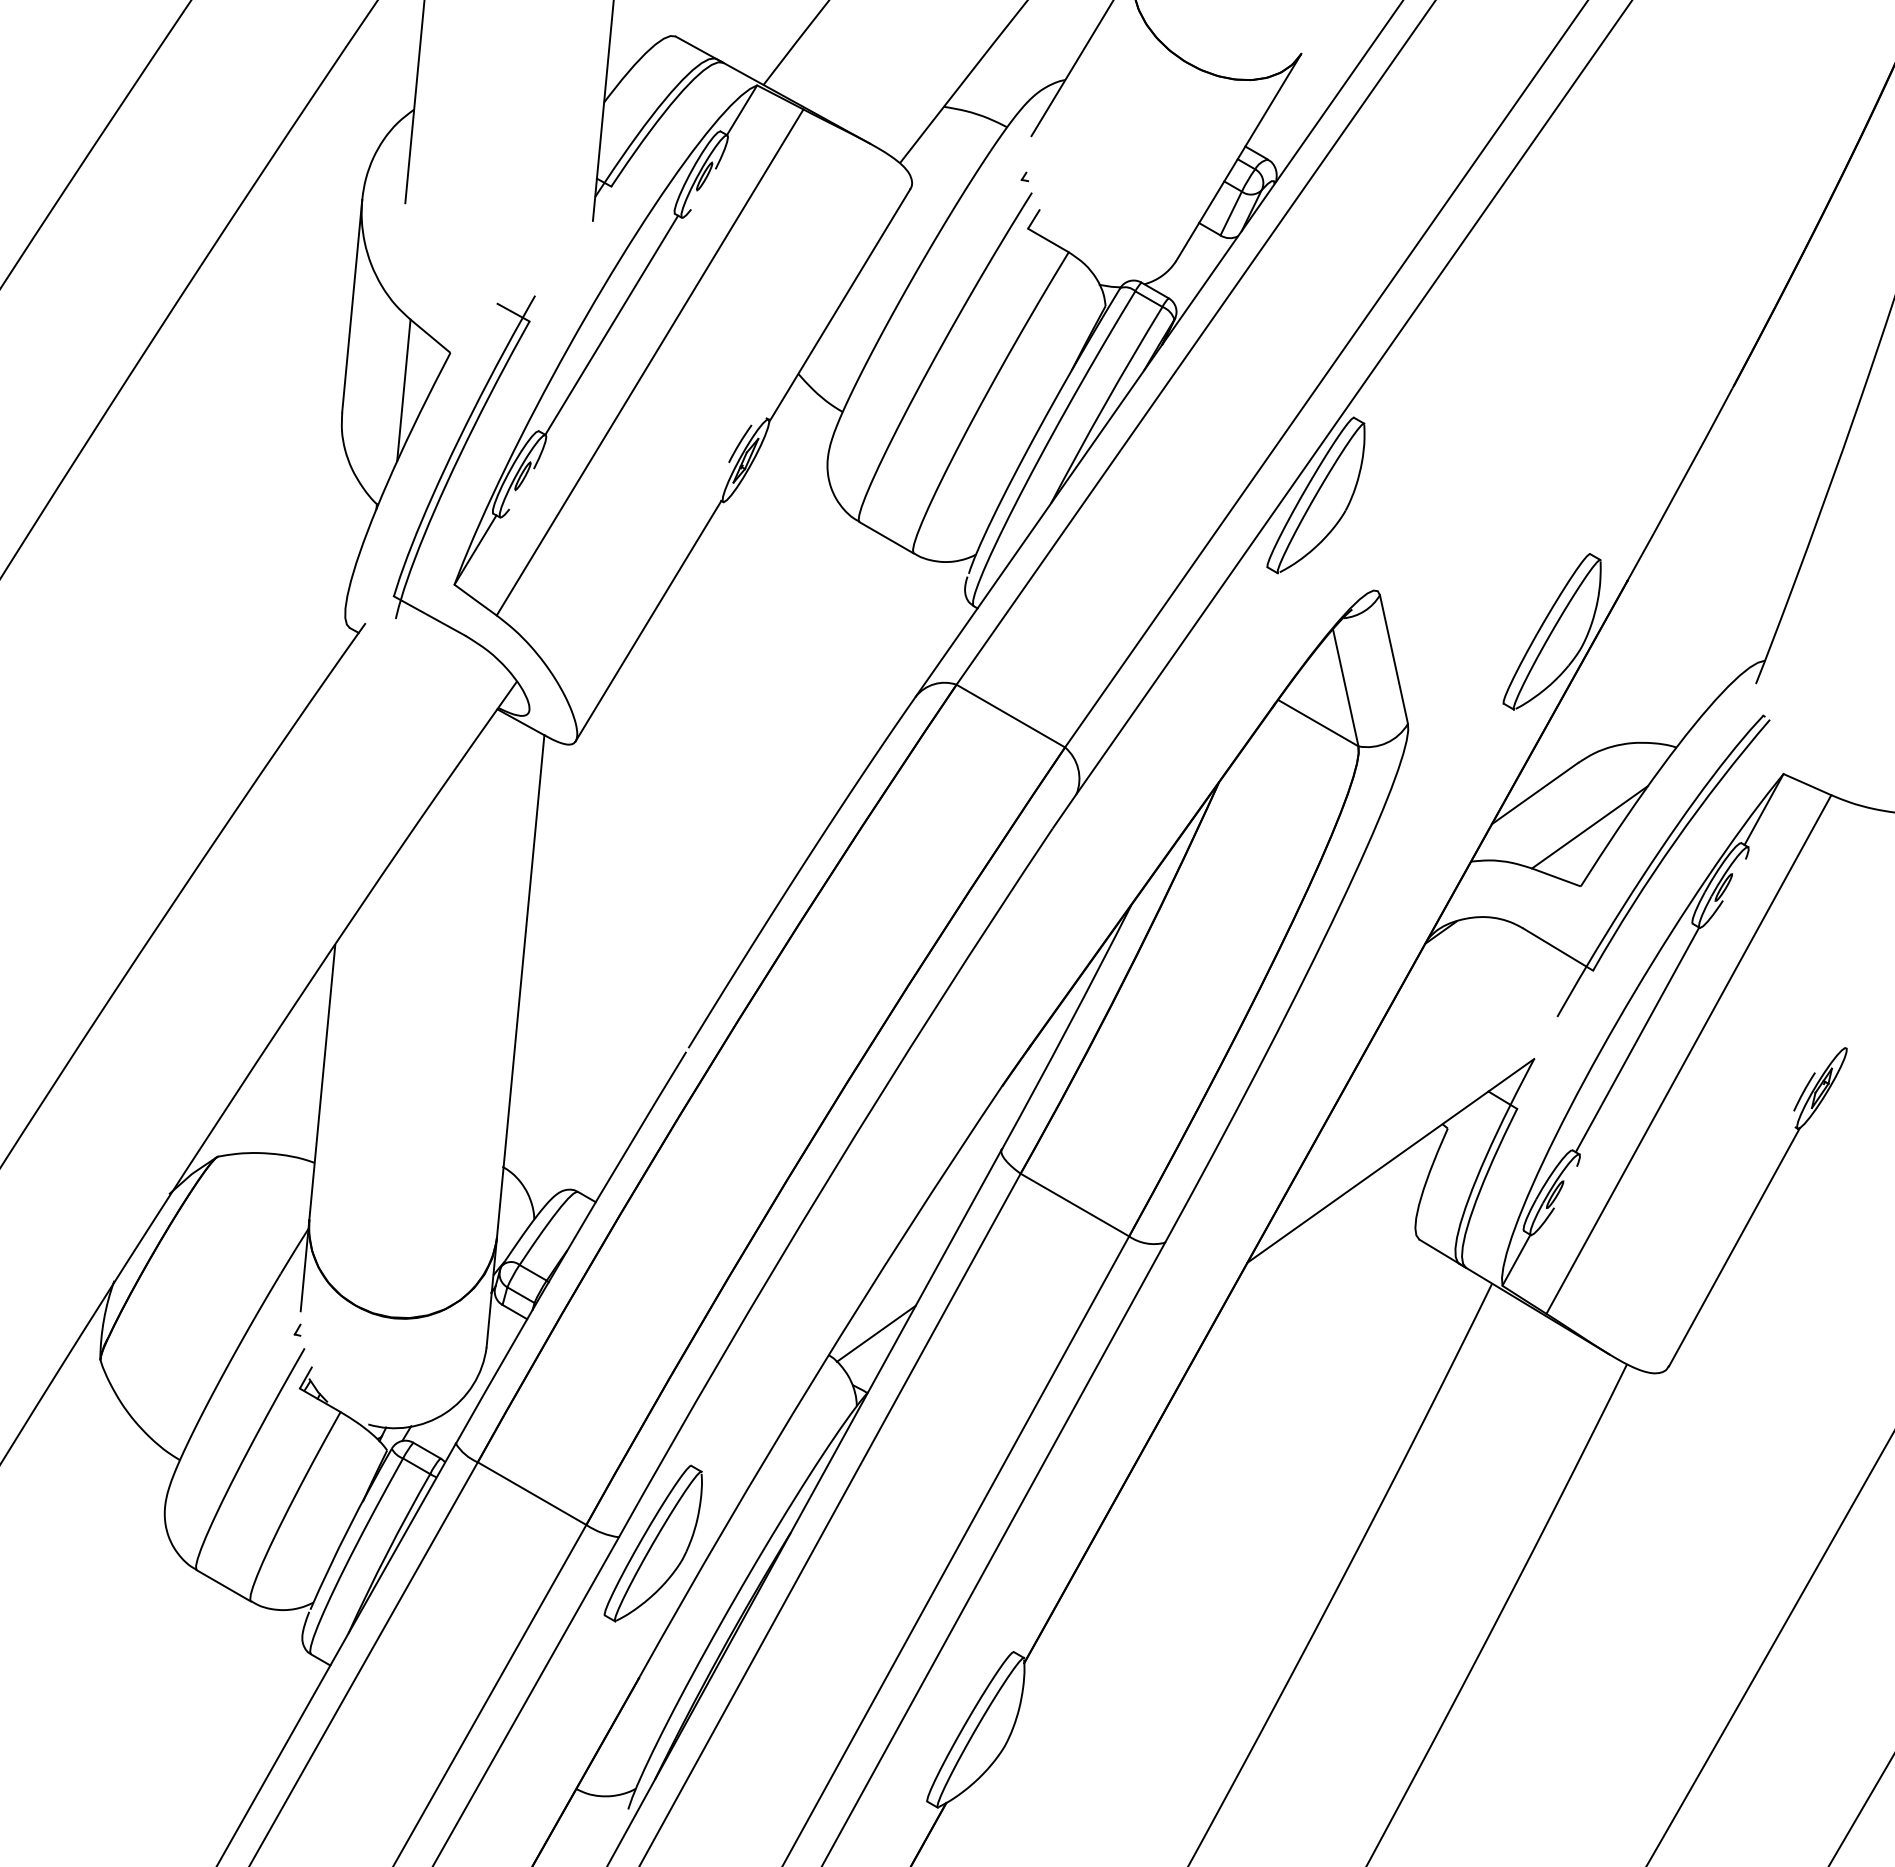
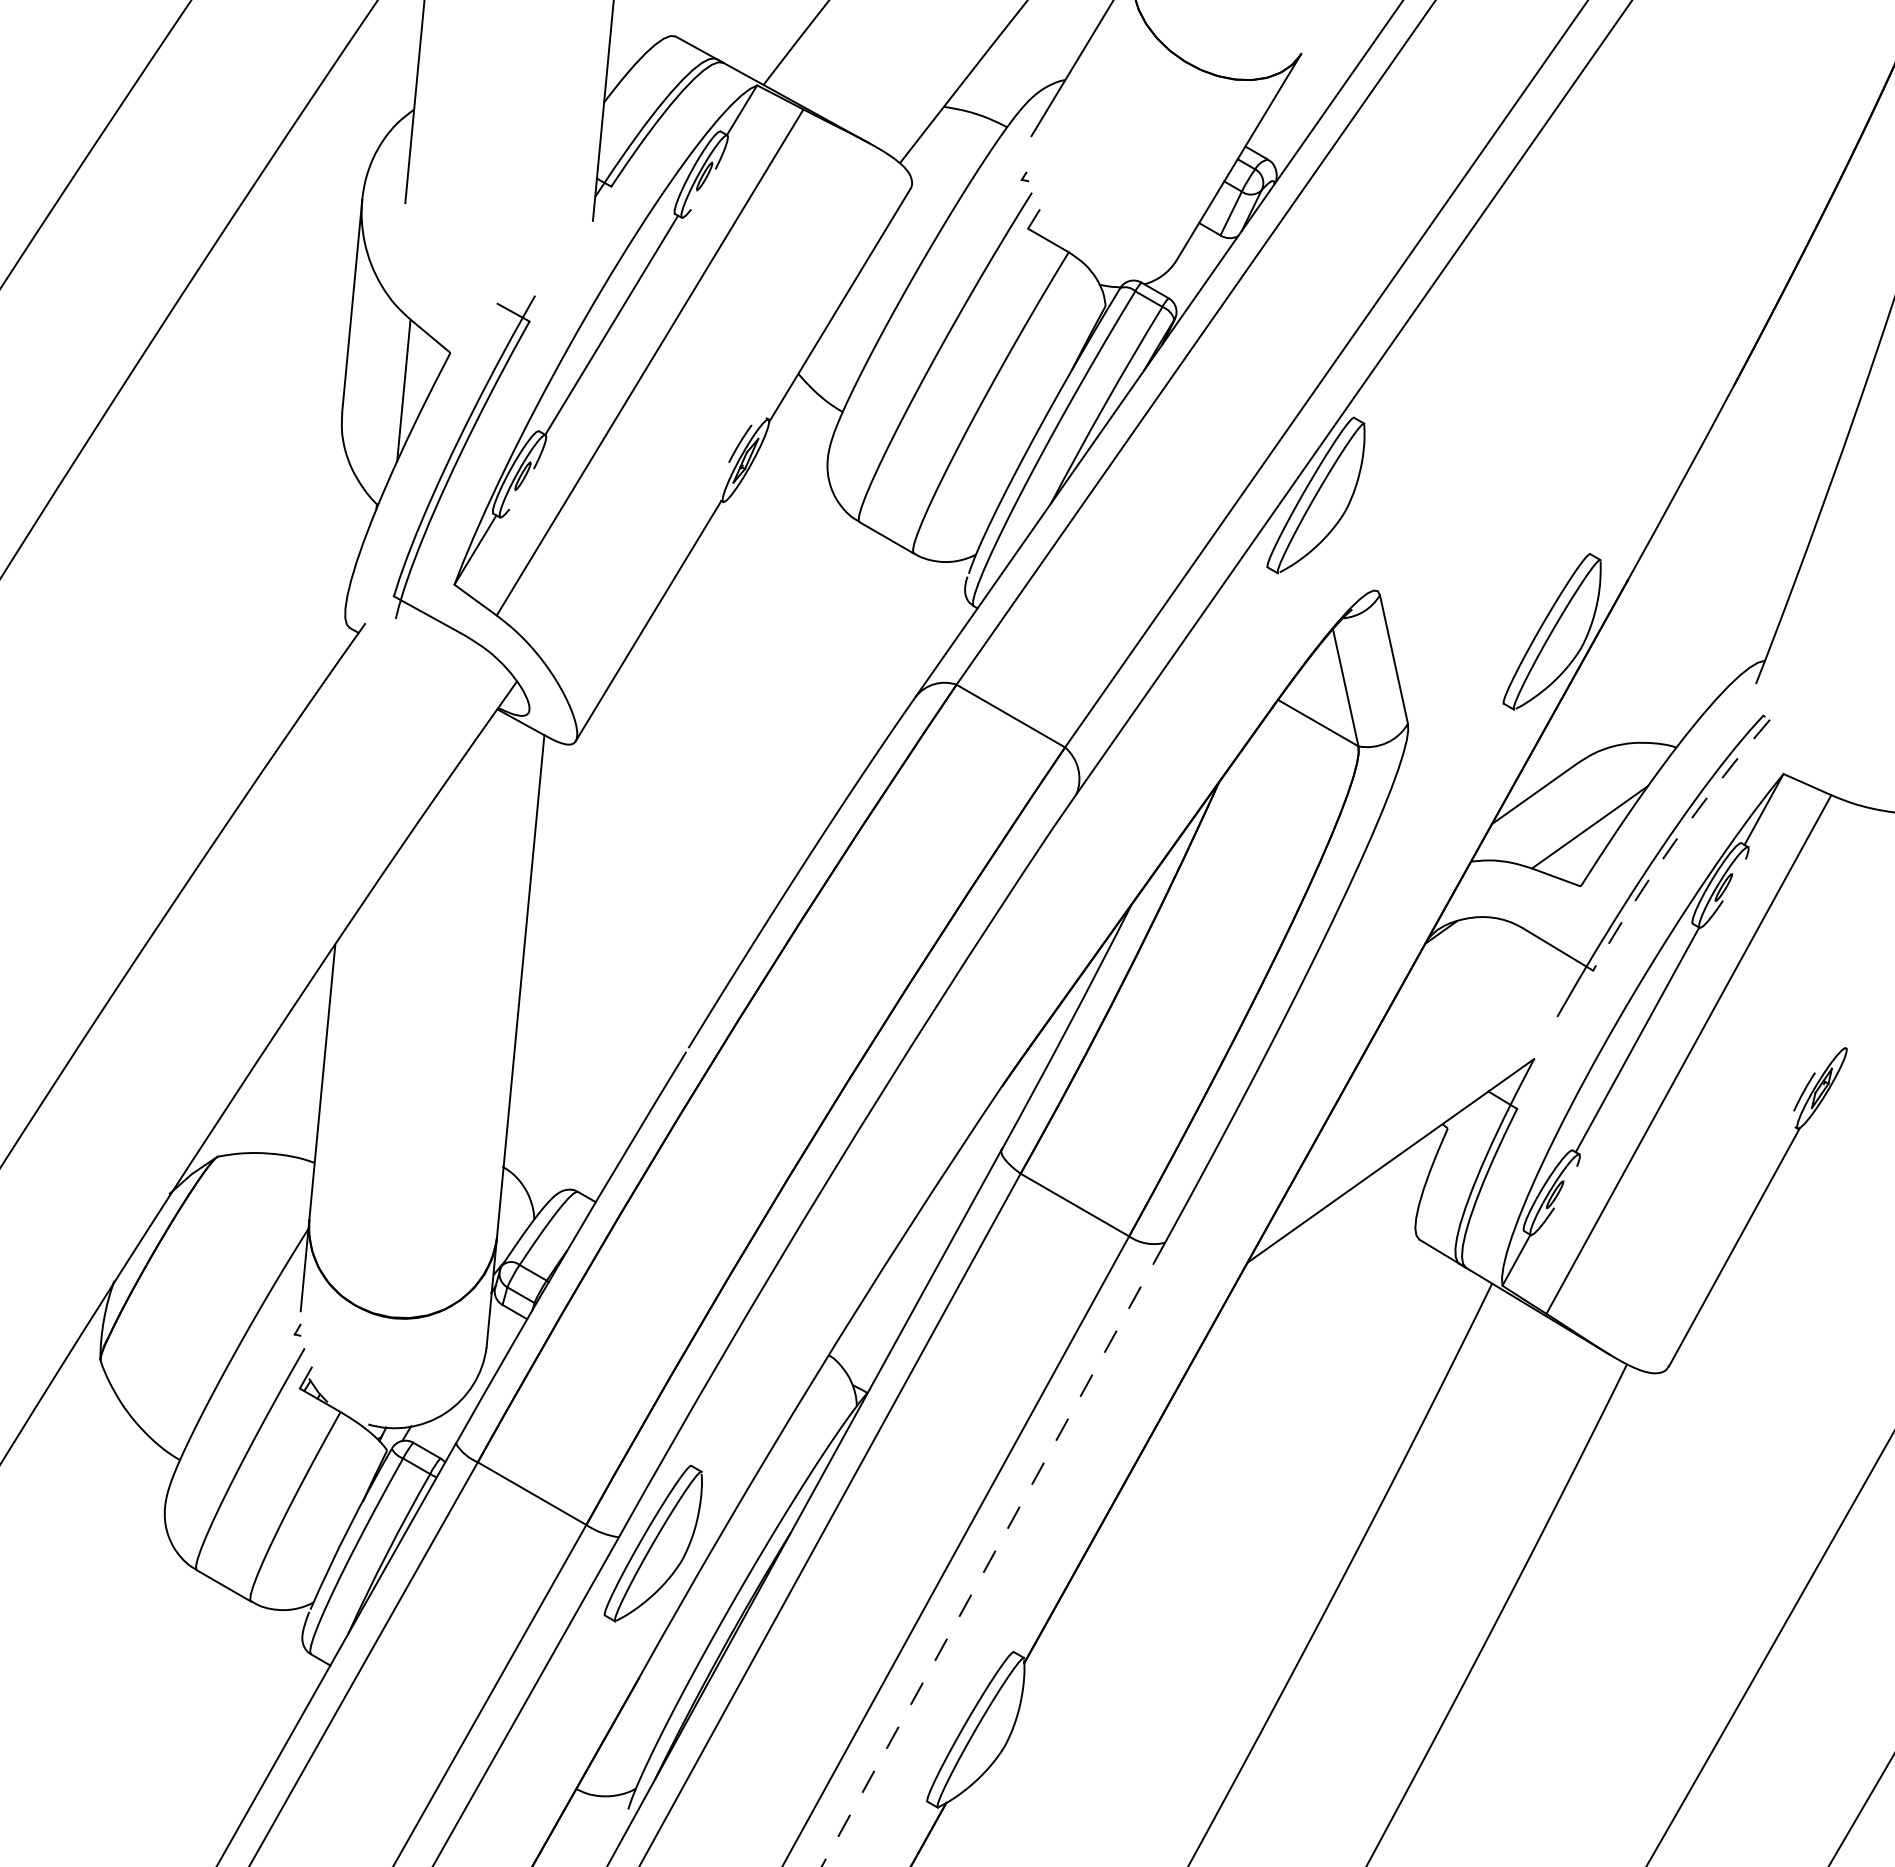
arc: solid -> dashed (1675, 840)
line: present -> none (875, 1333)
line: solid -> dashed (993, 1554)
